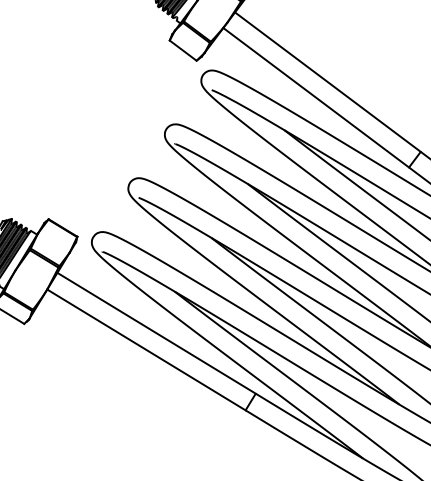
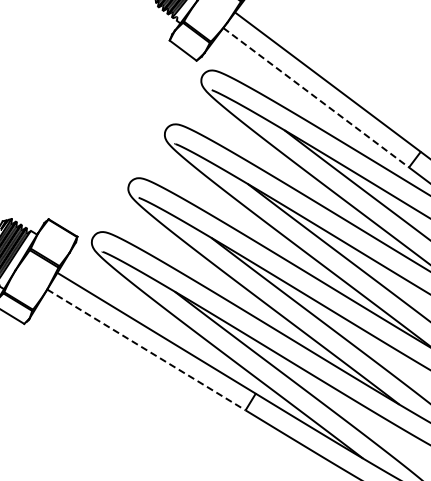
line: solid -> dashed (316, 98)
line: solid -> dashed (146, 350)
